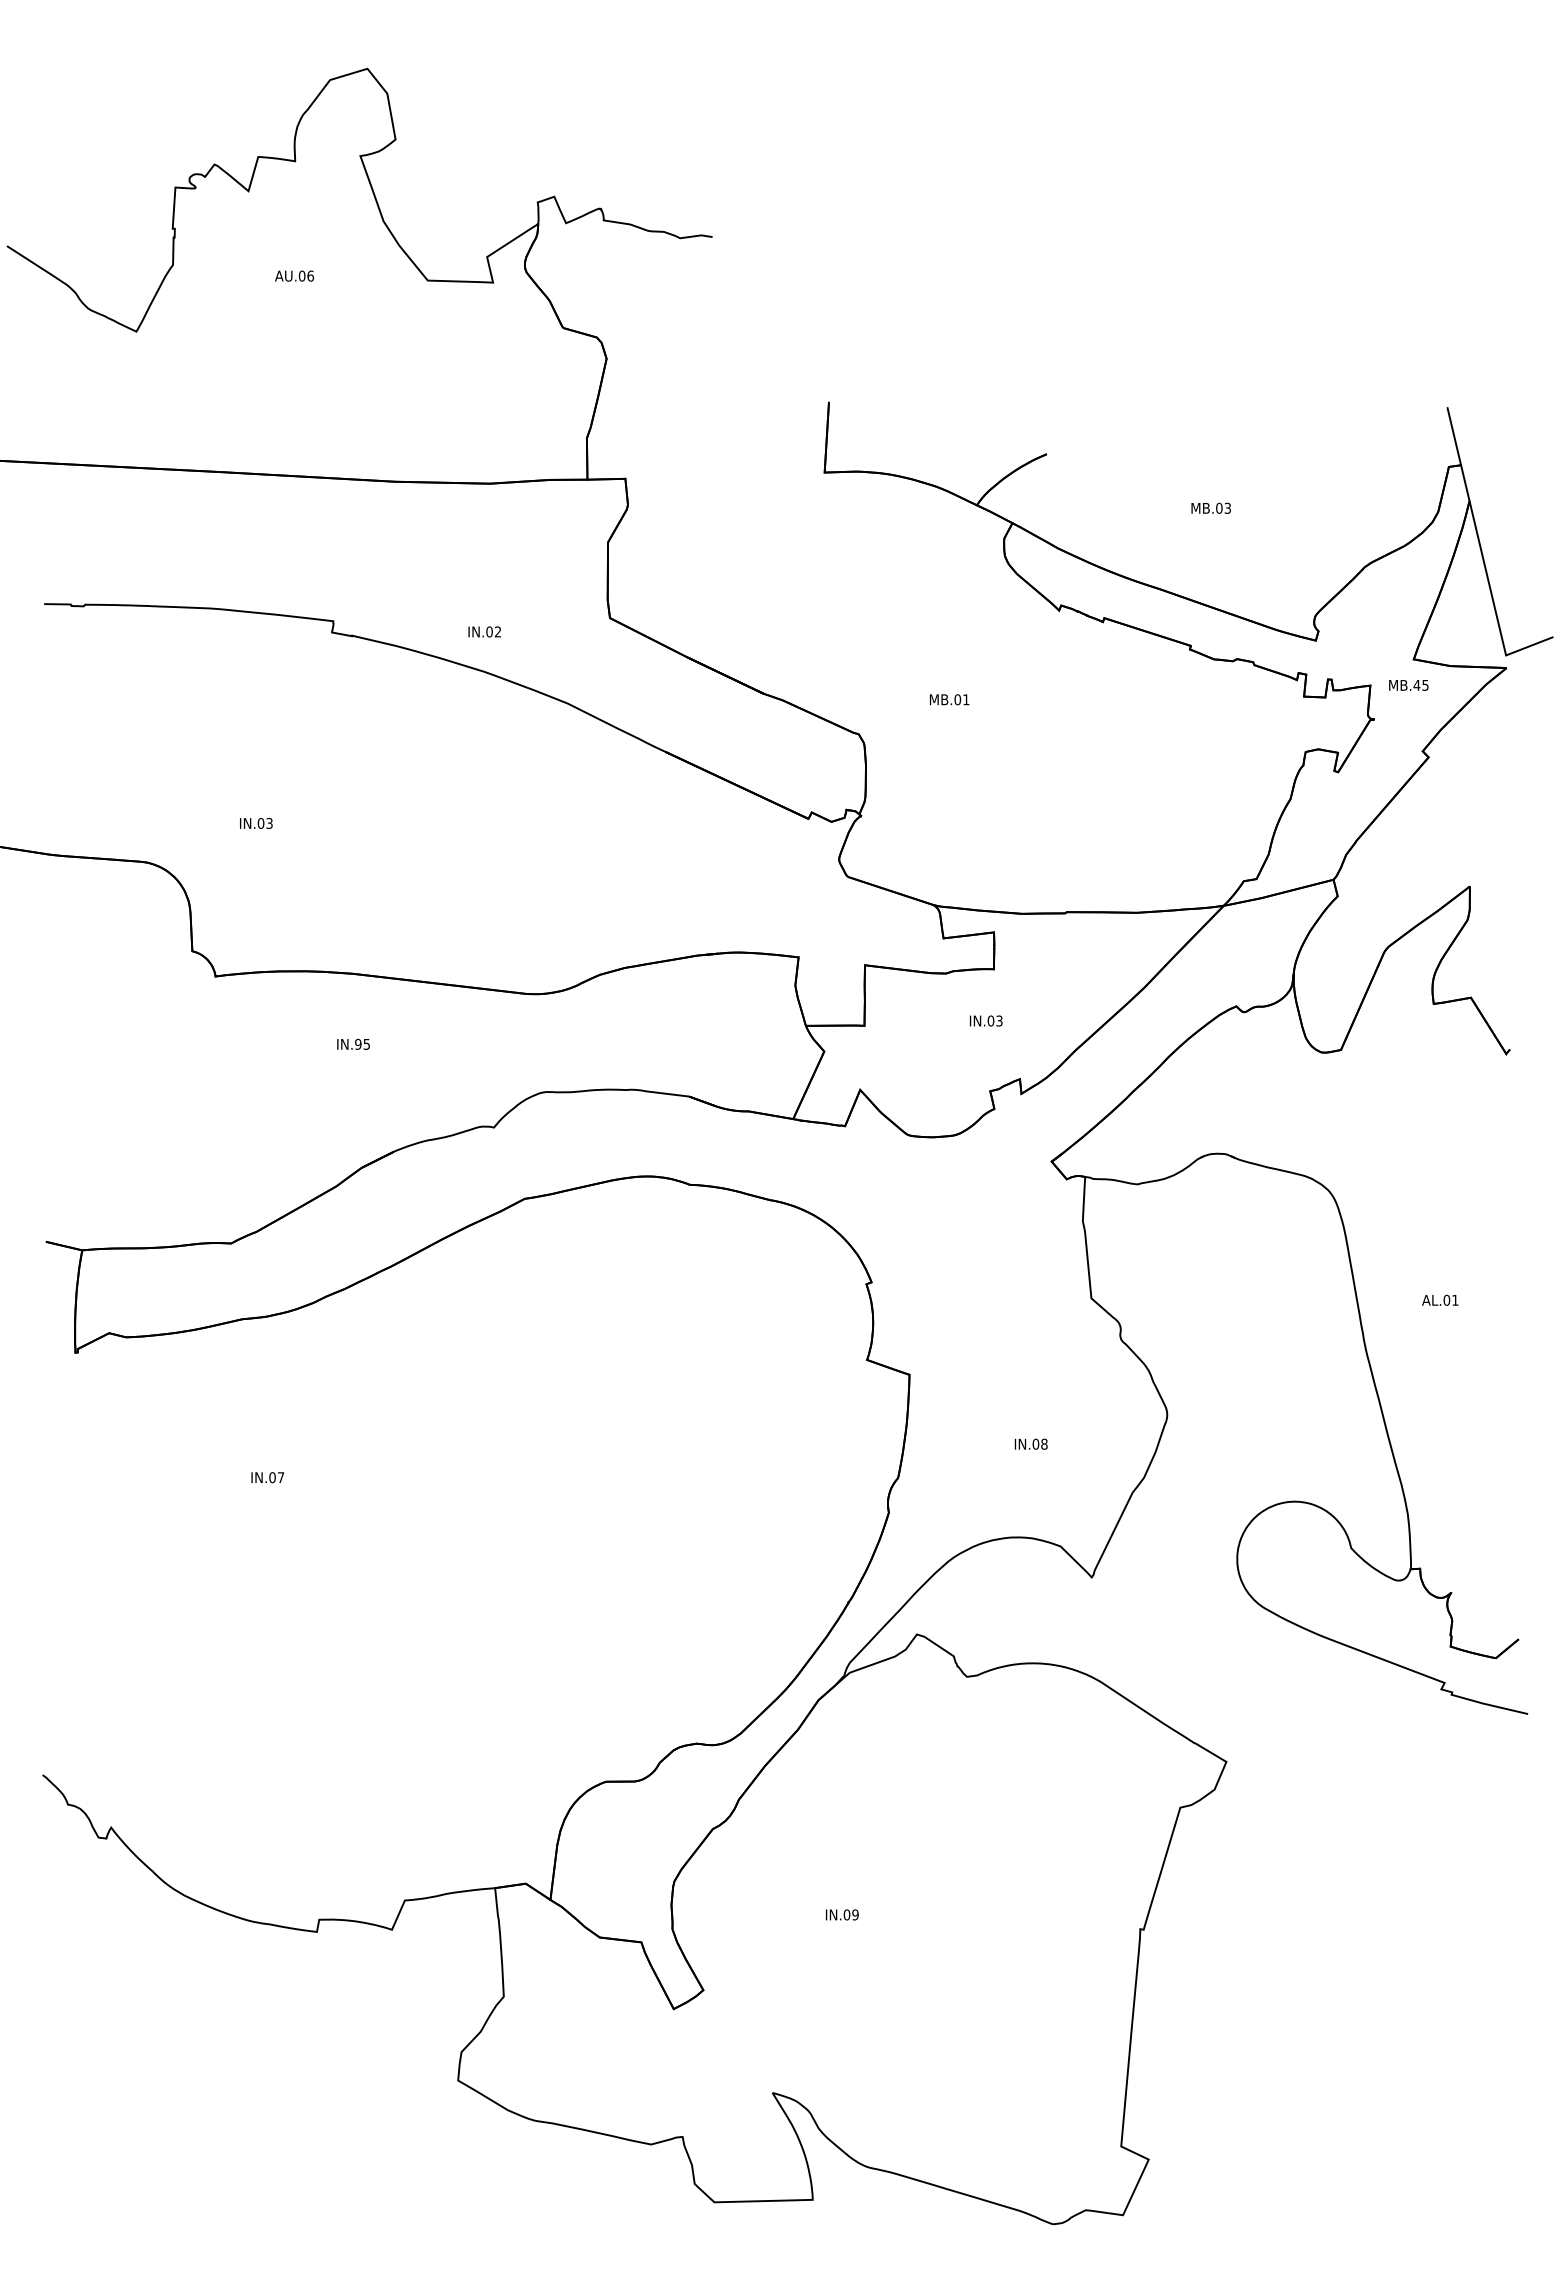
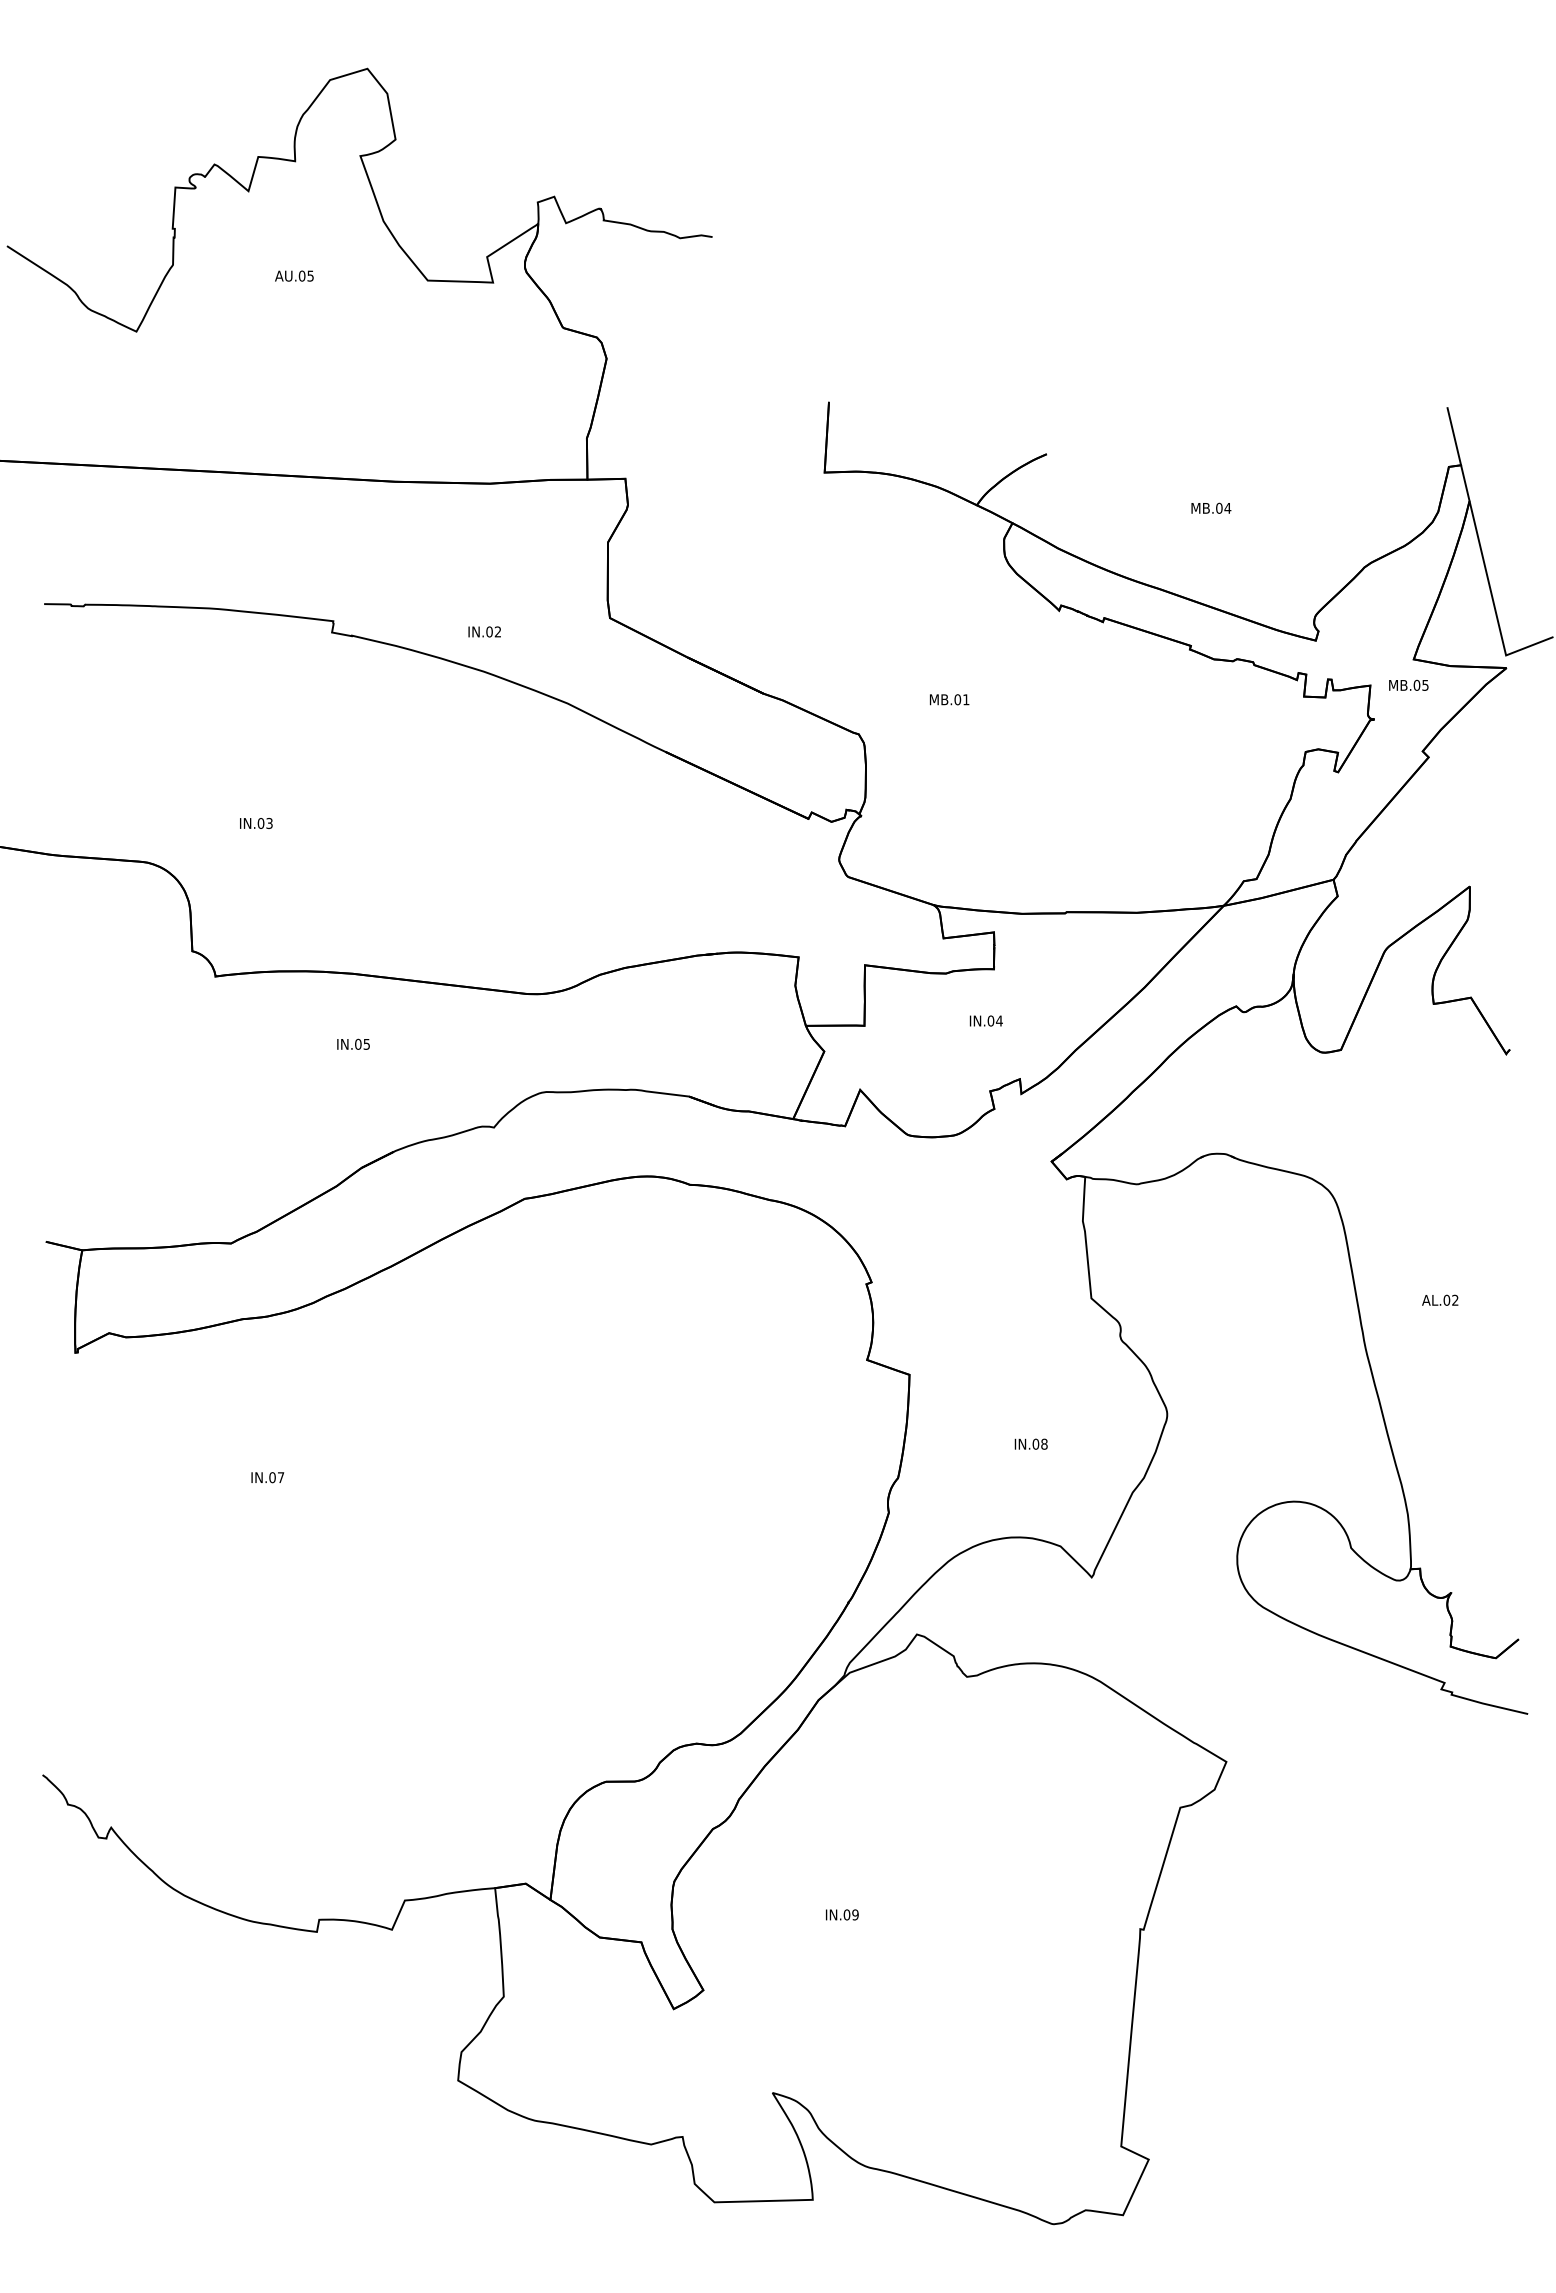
text: AU.06 -> AU.05 (310, 275)
text: MB.03 -> MB.04 (1227, 507)
text: MB.45 -> MB.05 (1416, 684)
text: IN.03 -> IN.04 (999, 1020)
text: IN.95 -> IN.05 (358, 1044)
text: AL.01 -> AL.02 (1455, 1299)
